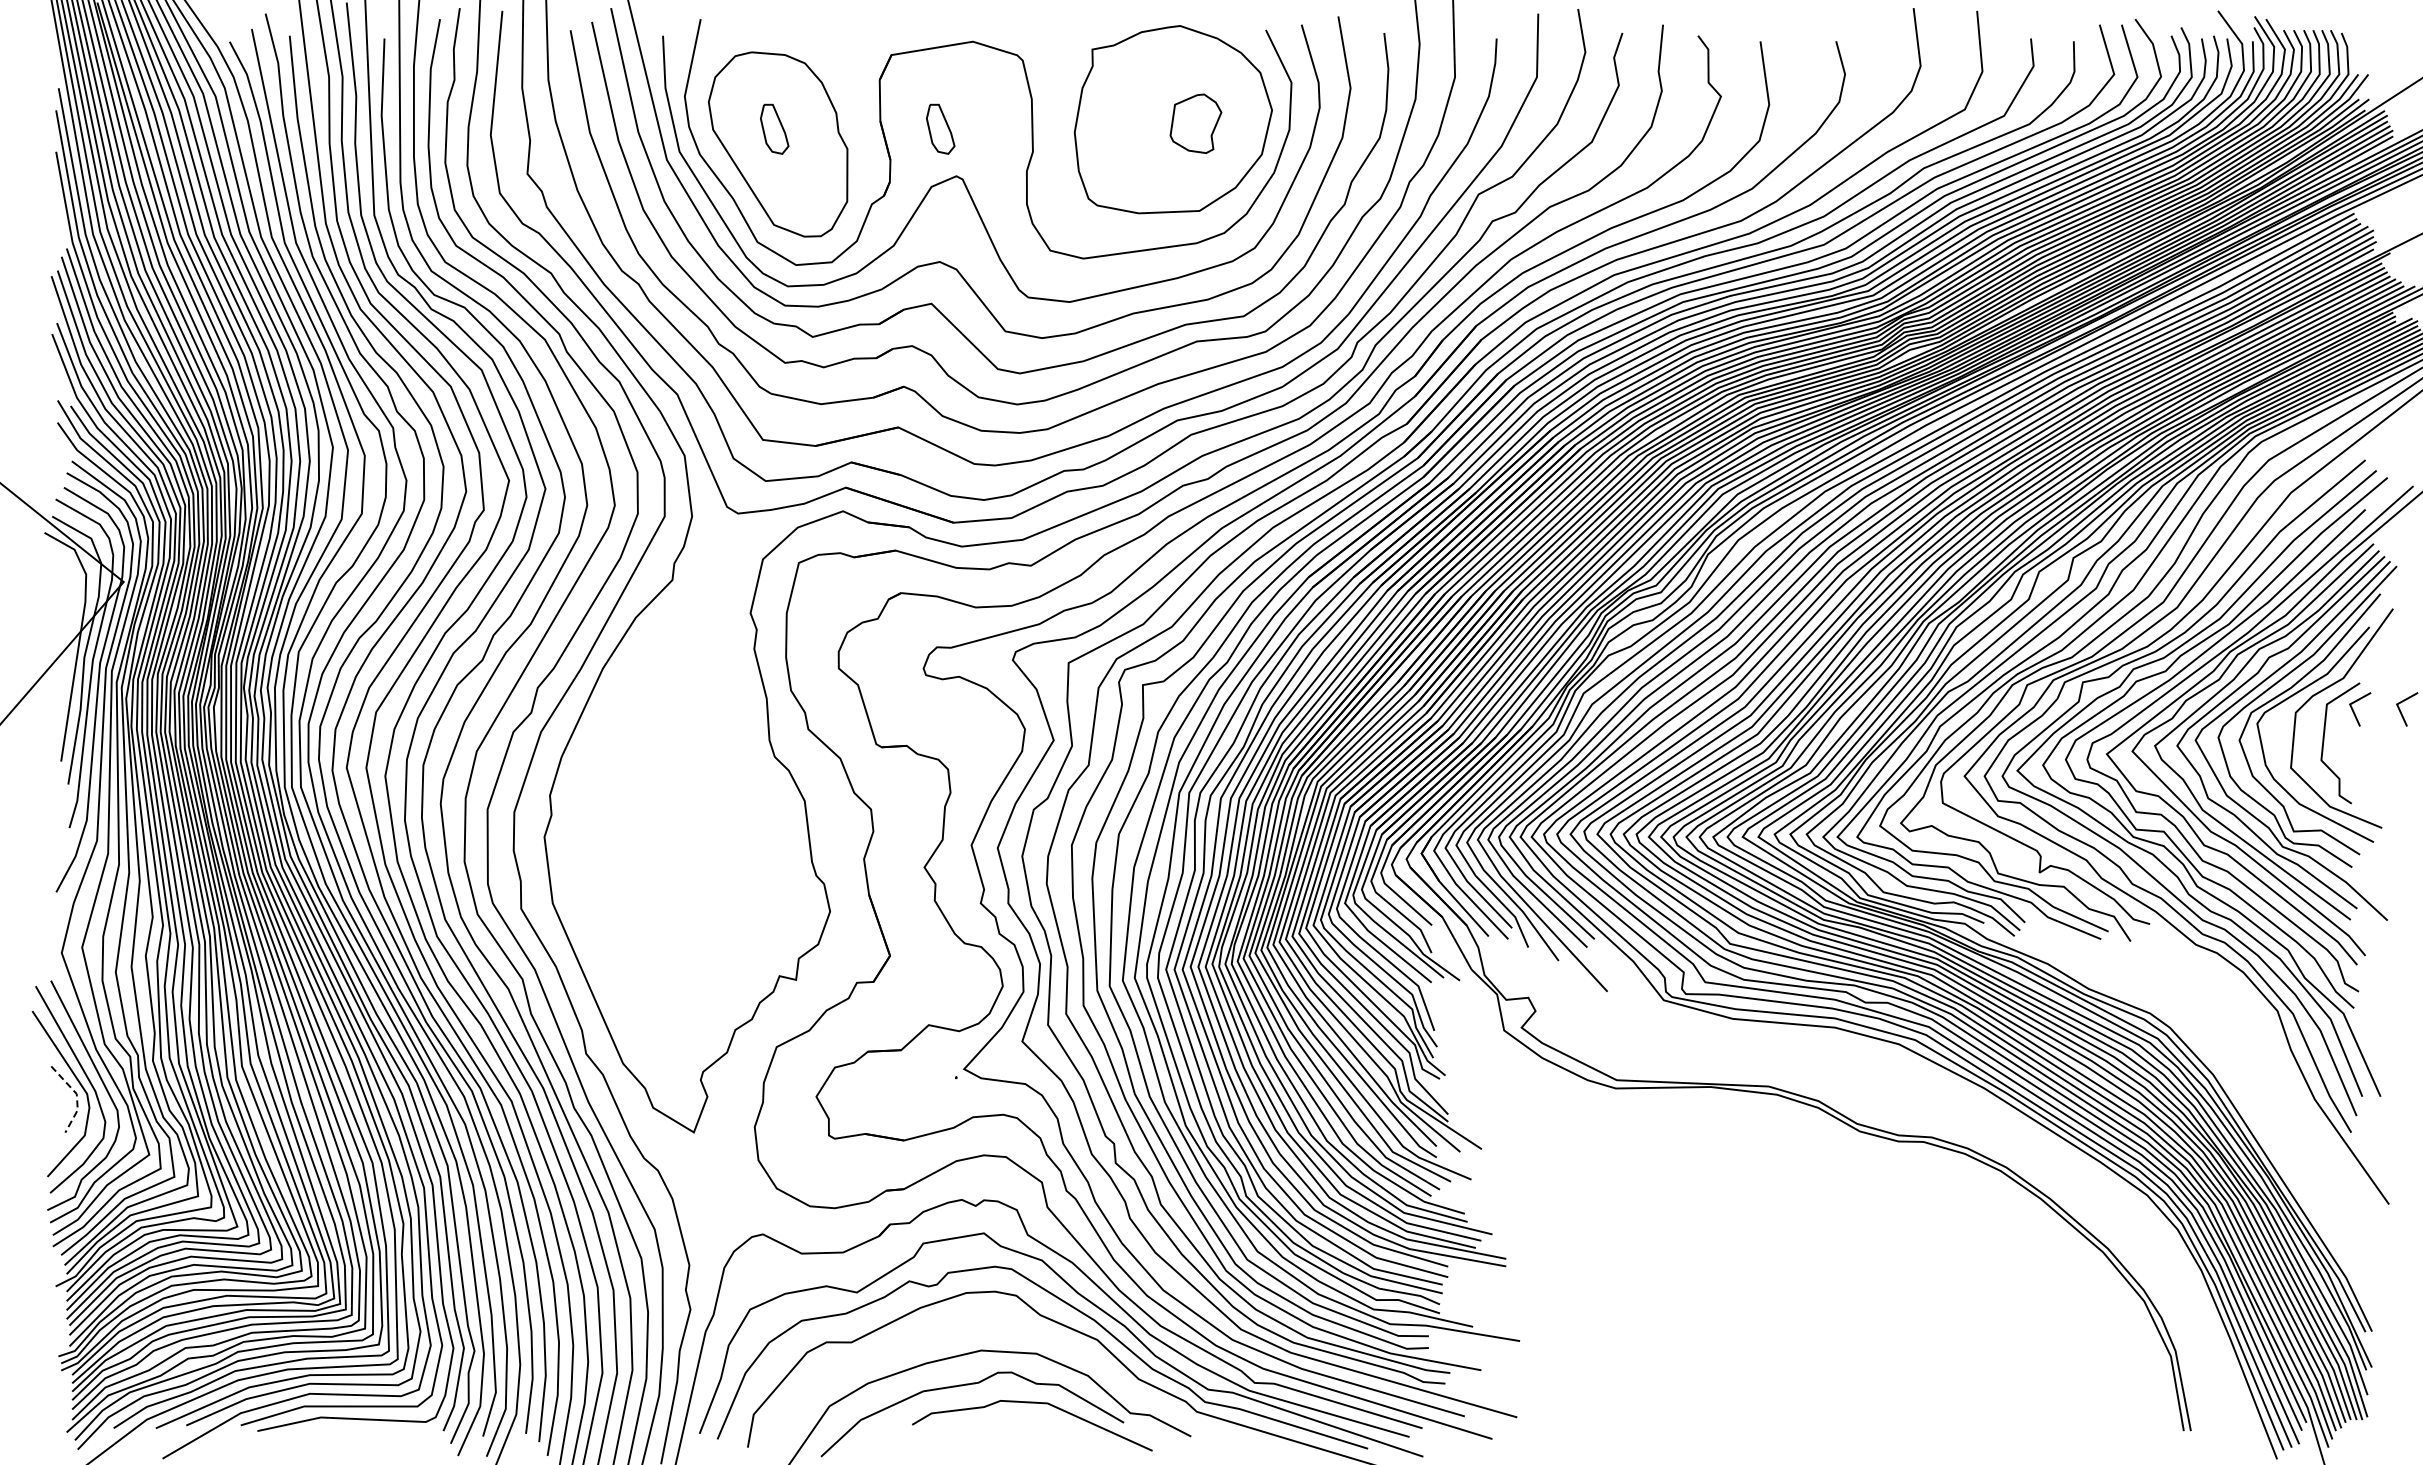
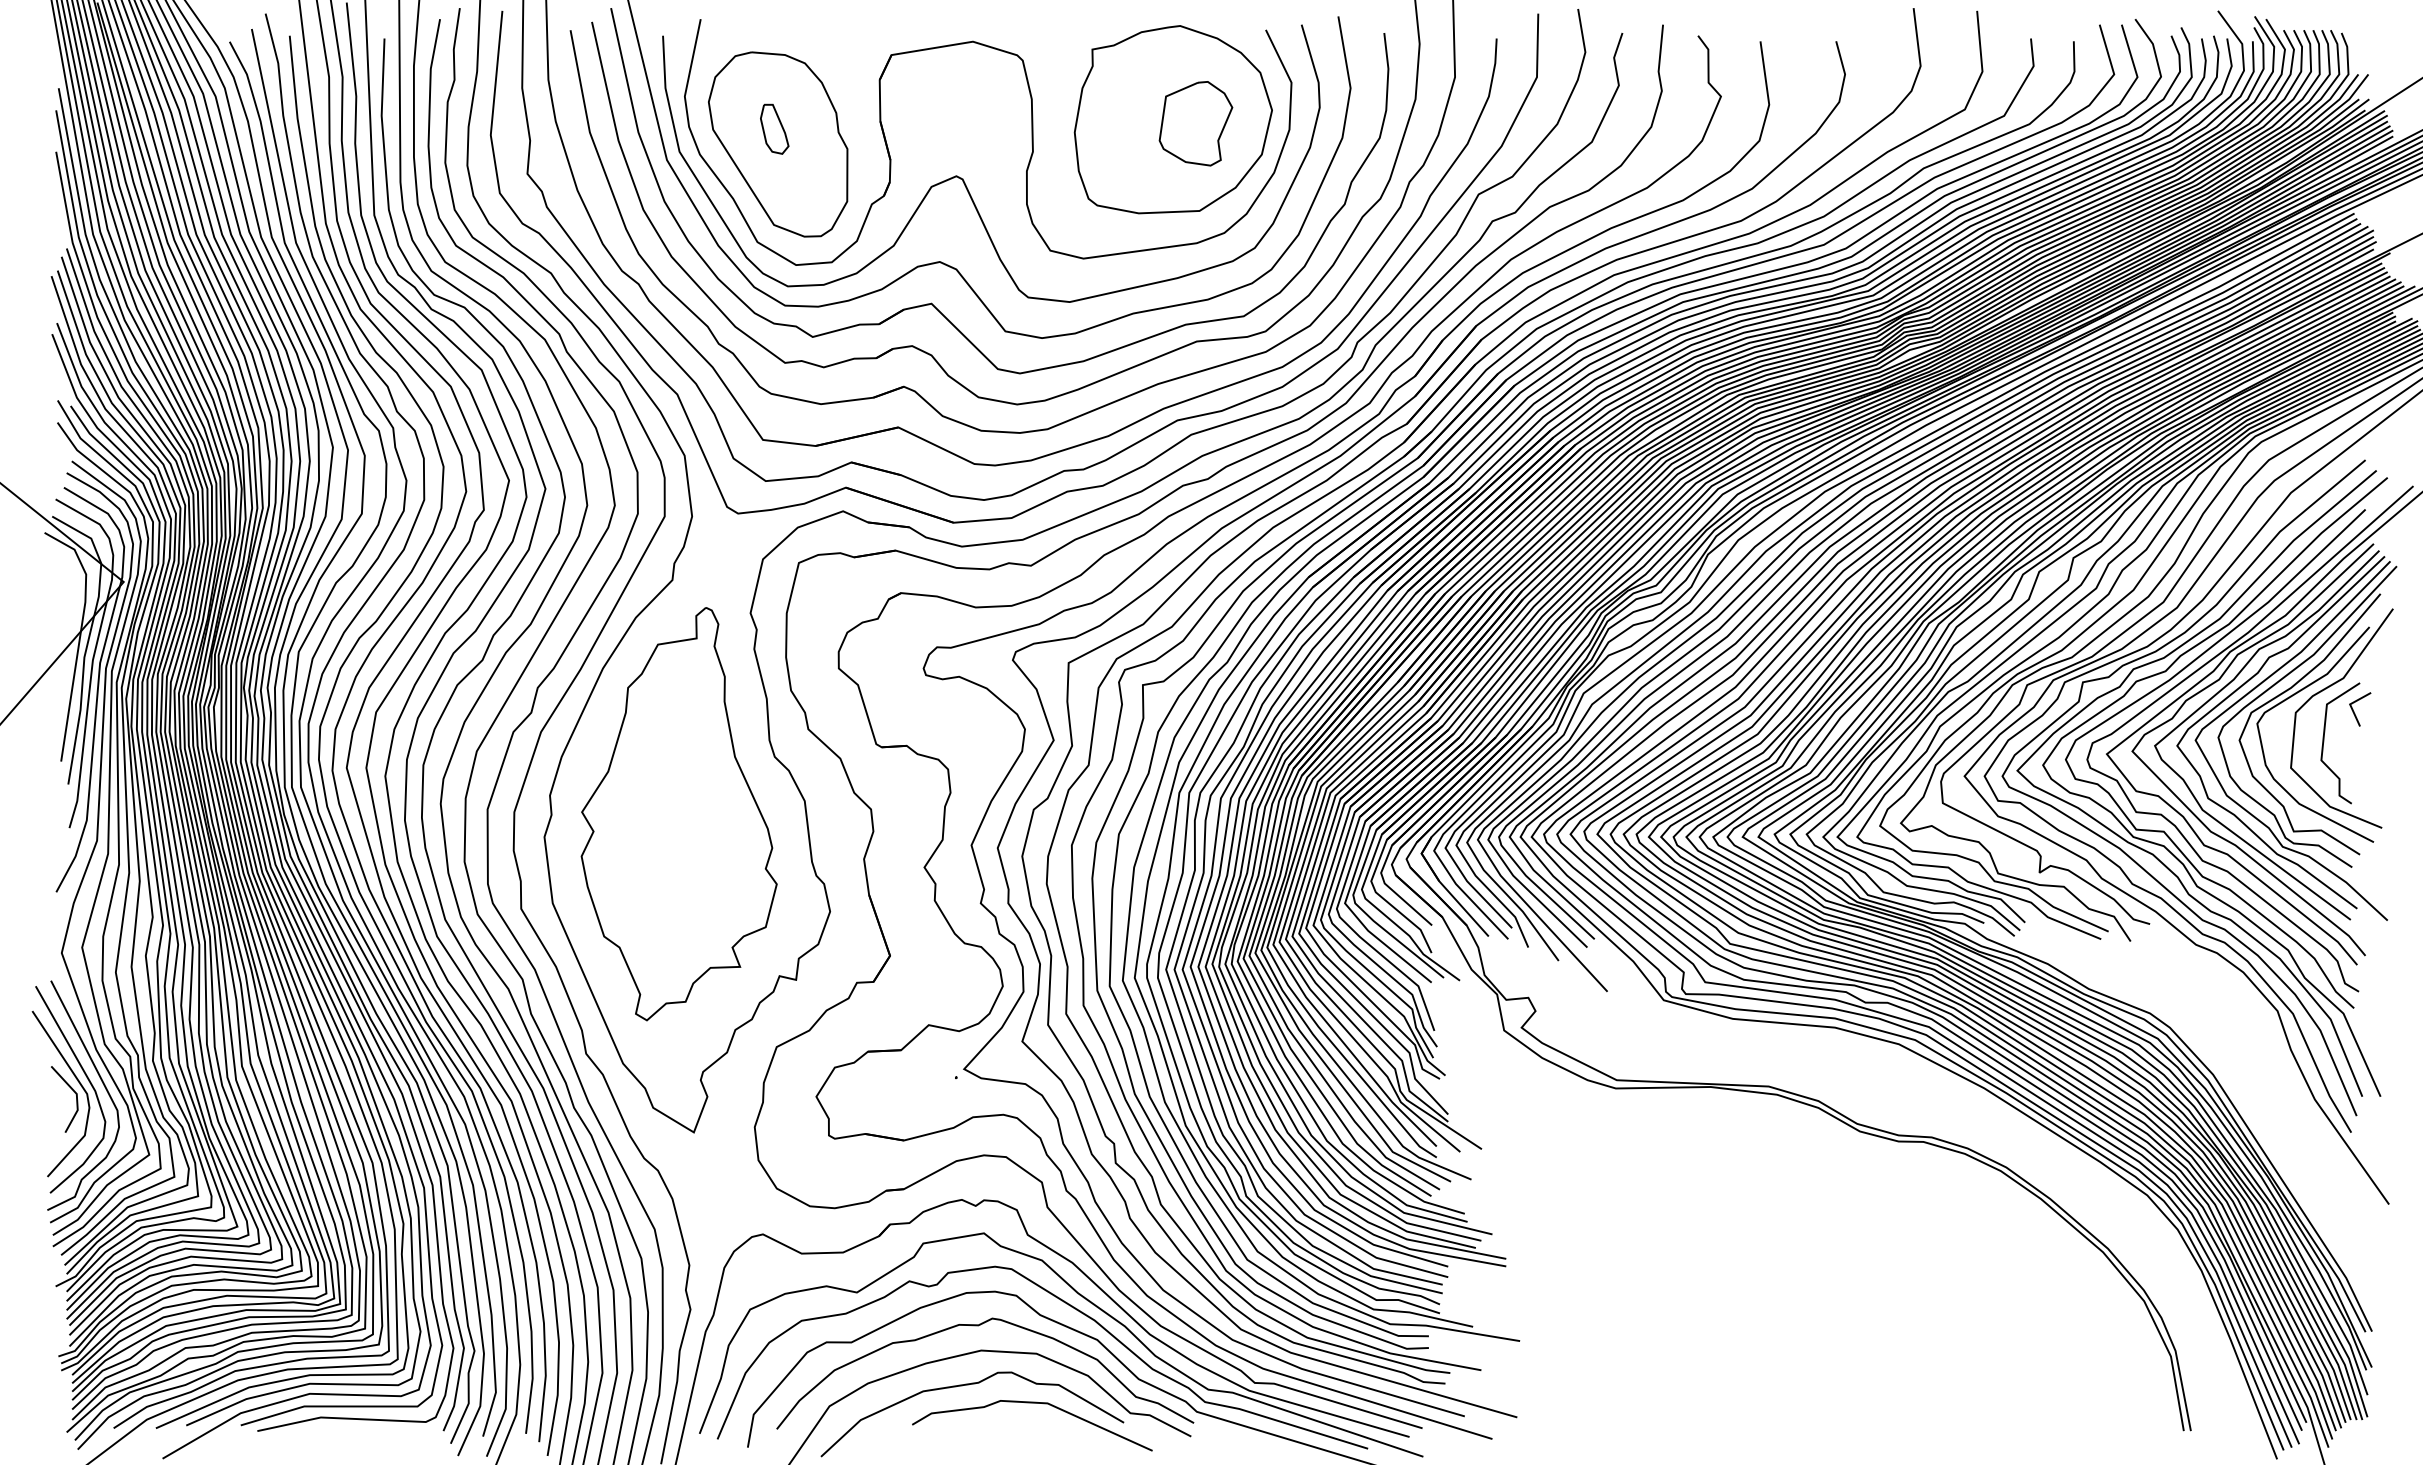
part size: 54x61 px -> 76x86 px (1195, 123)
part: present -> none (940, 128)
line: present -> none (2401, 711)
part: none -> present (678, 814)
line: dashed -> solid (76, 1096)
curve: none -> present (978, 1326)
